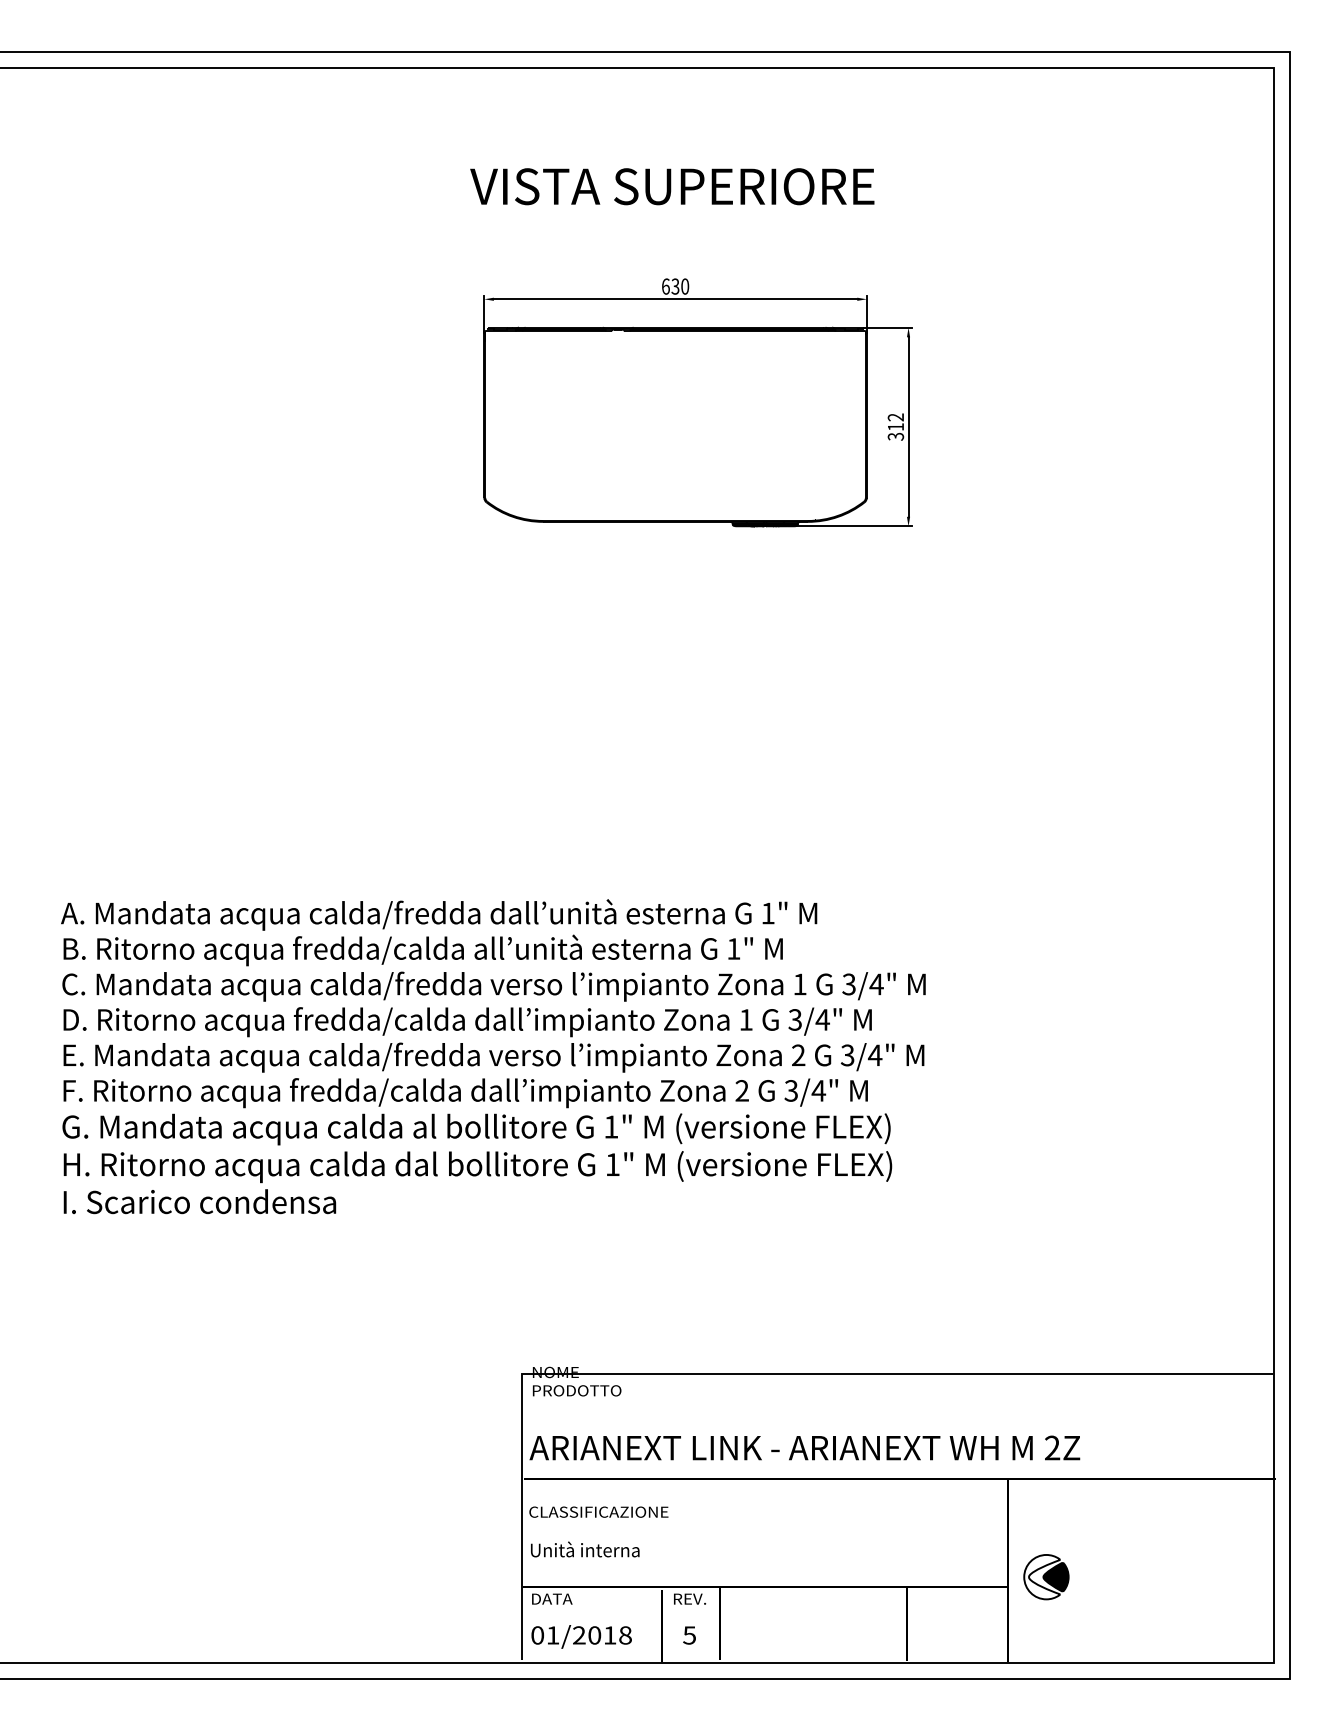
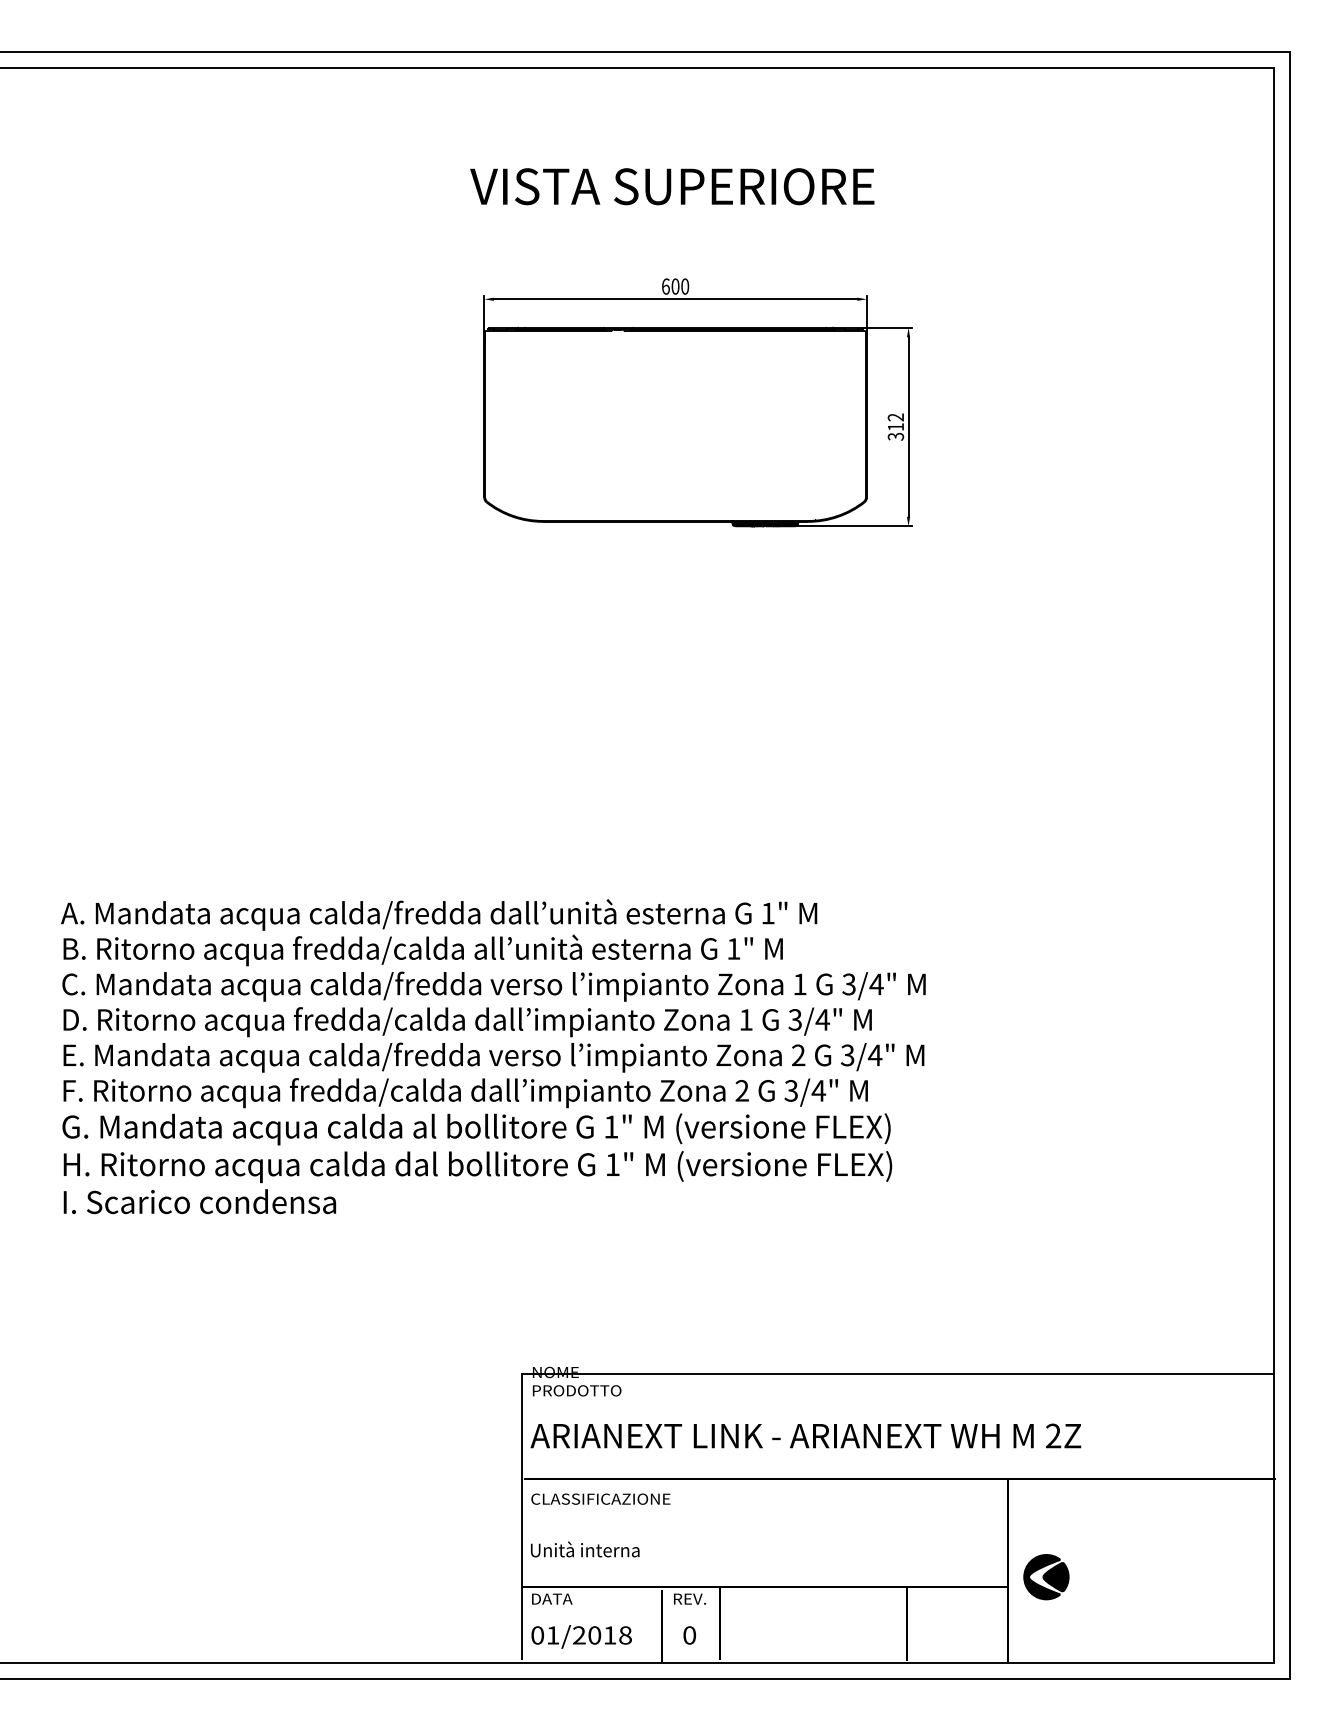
text: 630 -> 600 (675, 286)
text position: (804, 1447) -> (805, 1435) (805, 1435)
text position: (598, 1511) -> (600, 1498) (600, 1498)
fill: none -> present (1041, 1576)
text: 5 -> 0 (689, 1635)
